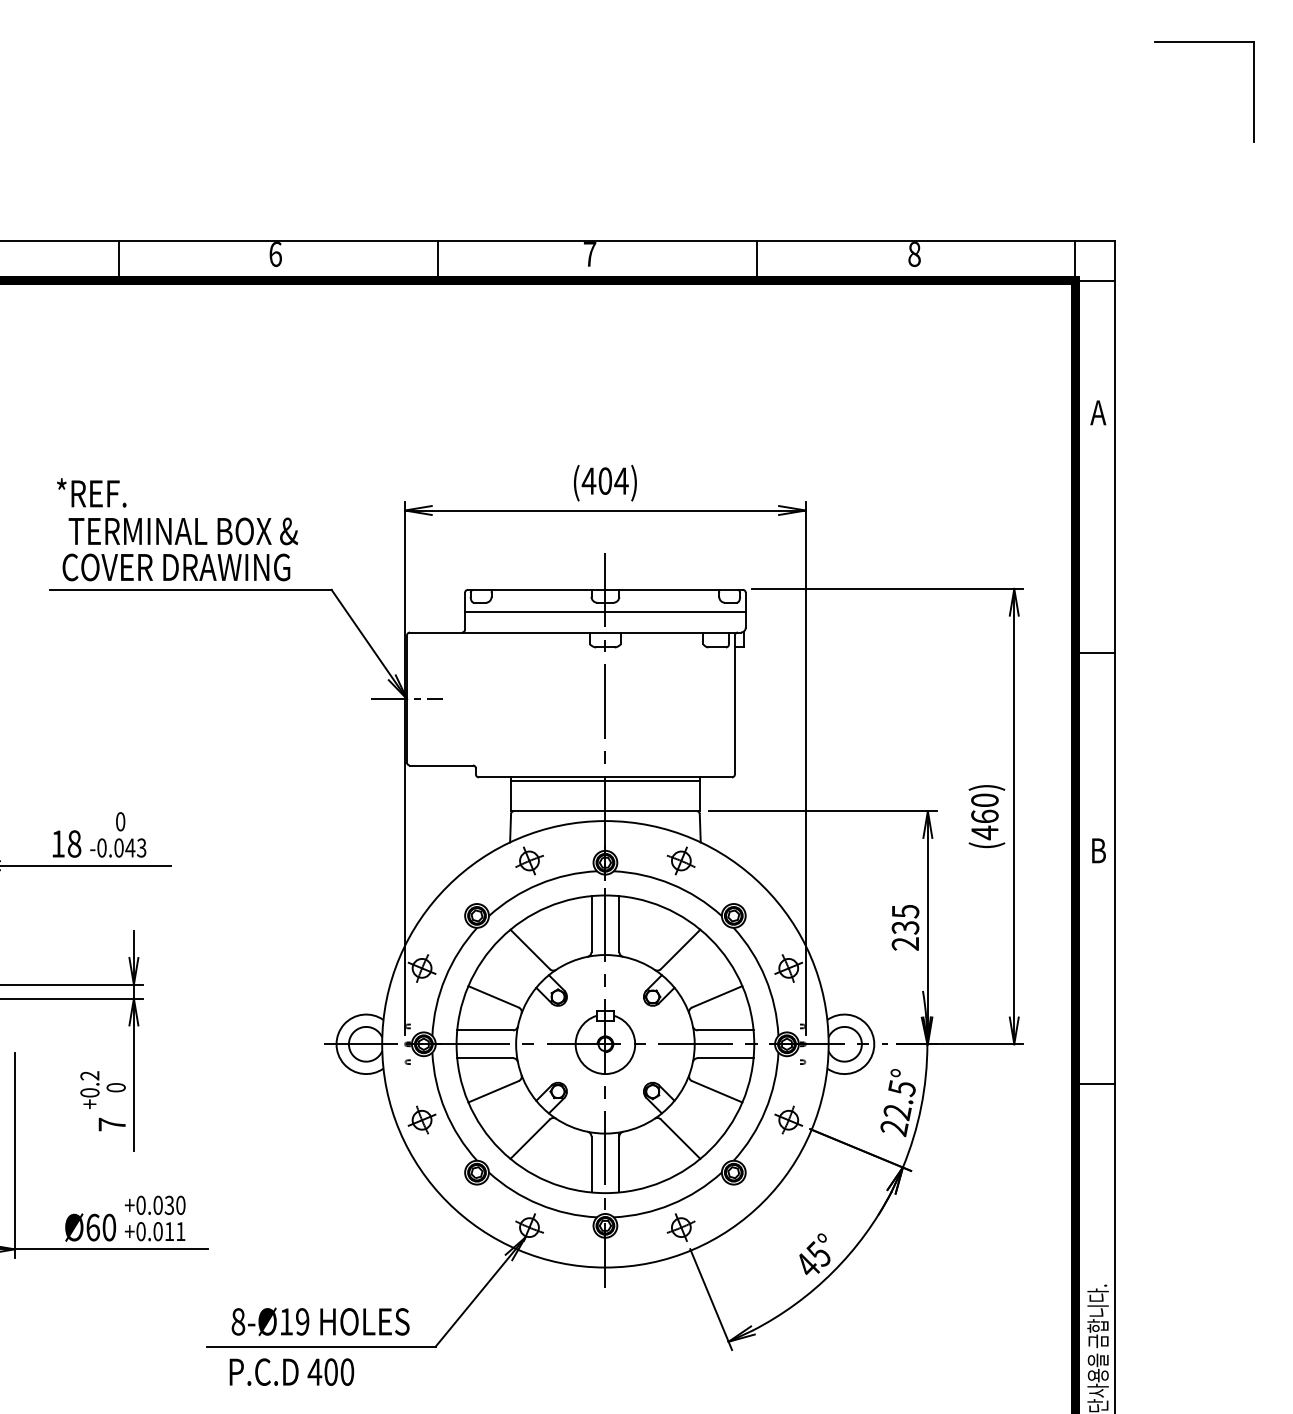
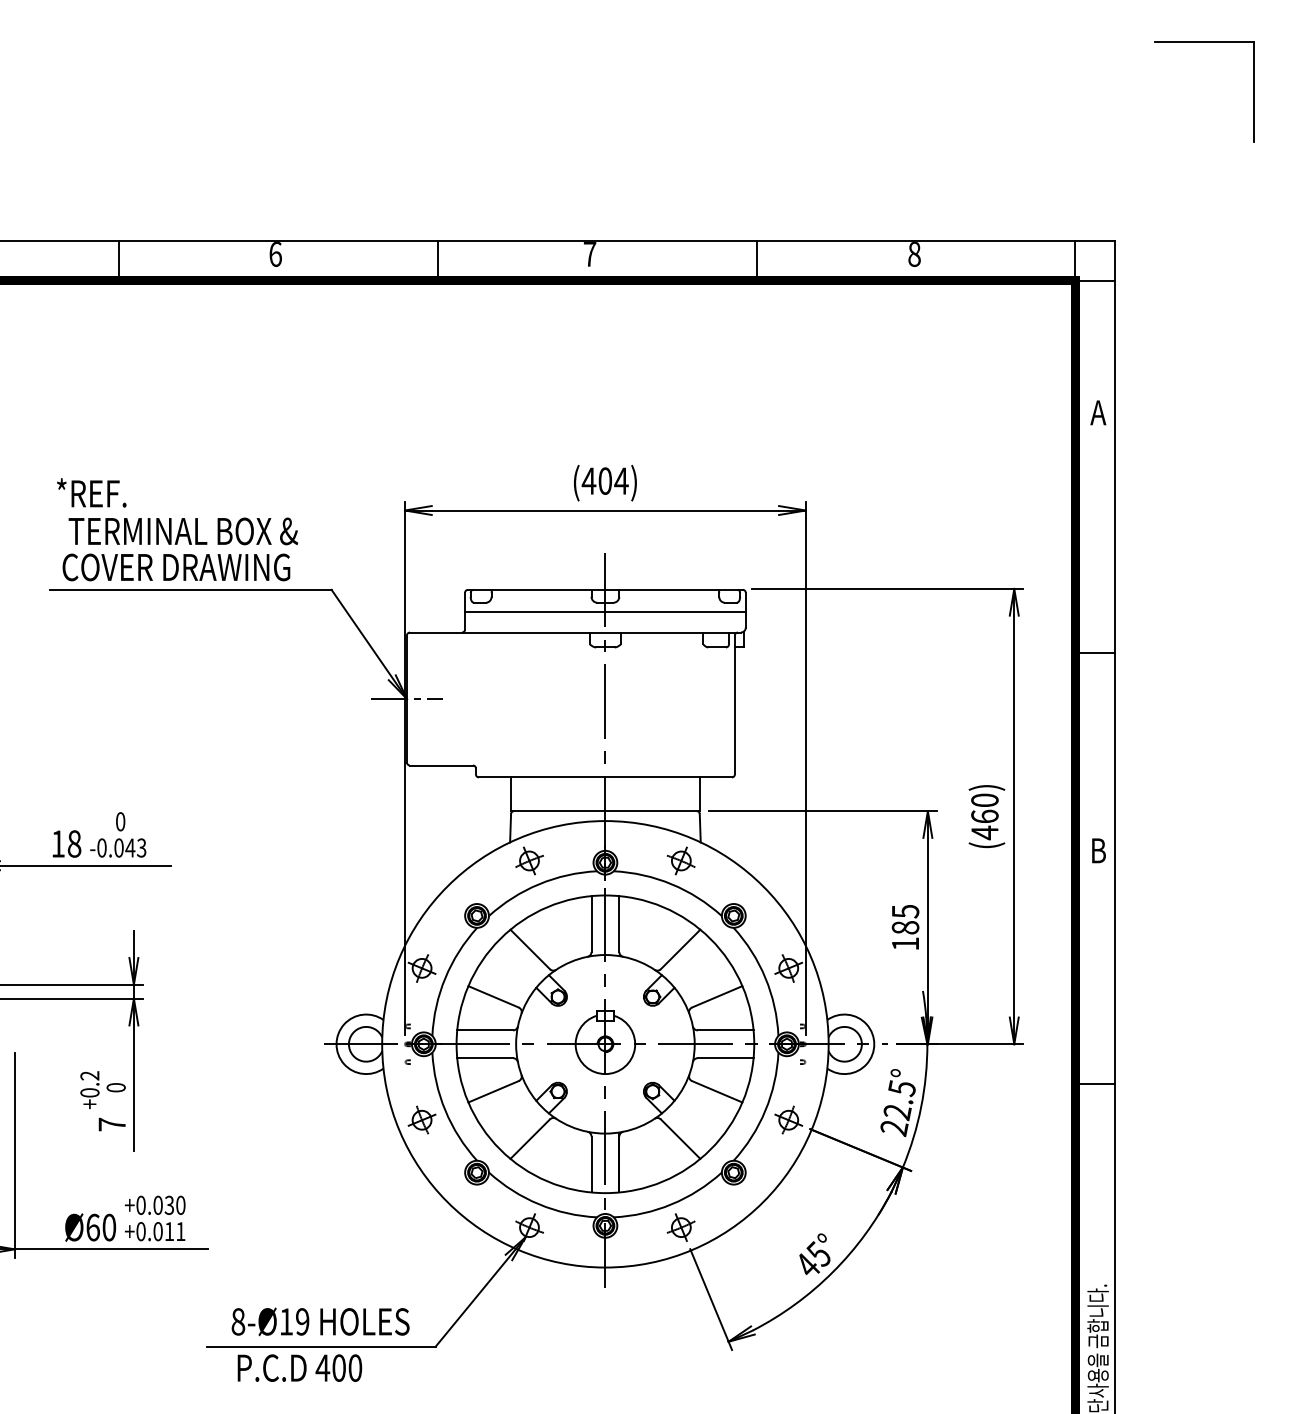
line: present -> none (605, 781)
text: 235 -> 185 (905, 935)
text position: (291, 1371) -> (299, 1367) (299, 1367)
